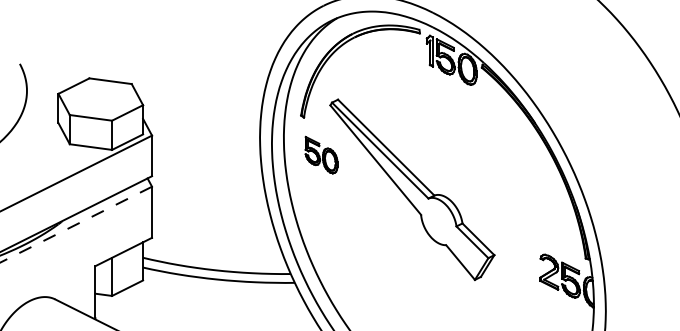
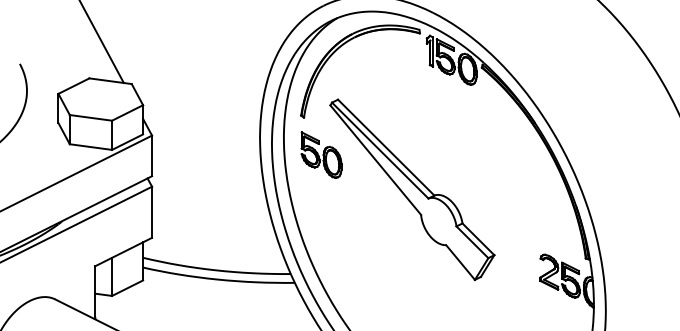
line: none -> present (101, 42)
part size: 35x40 px -> 43x48 px (321, 154)
line: dashed -> solid (76, 224)
